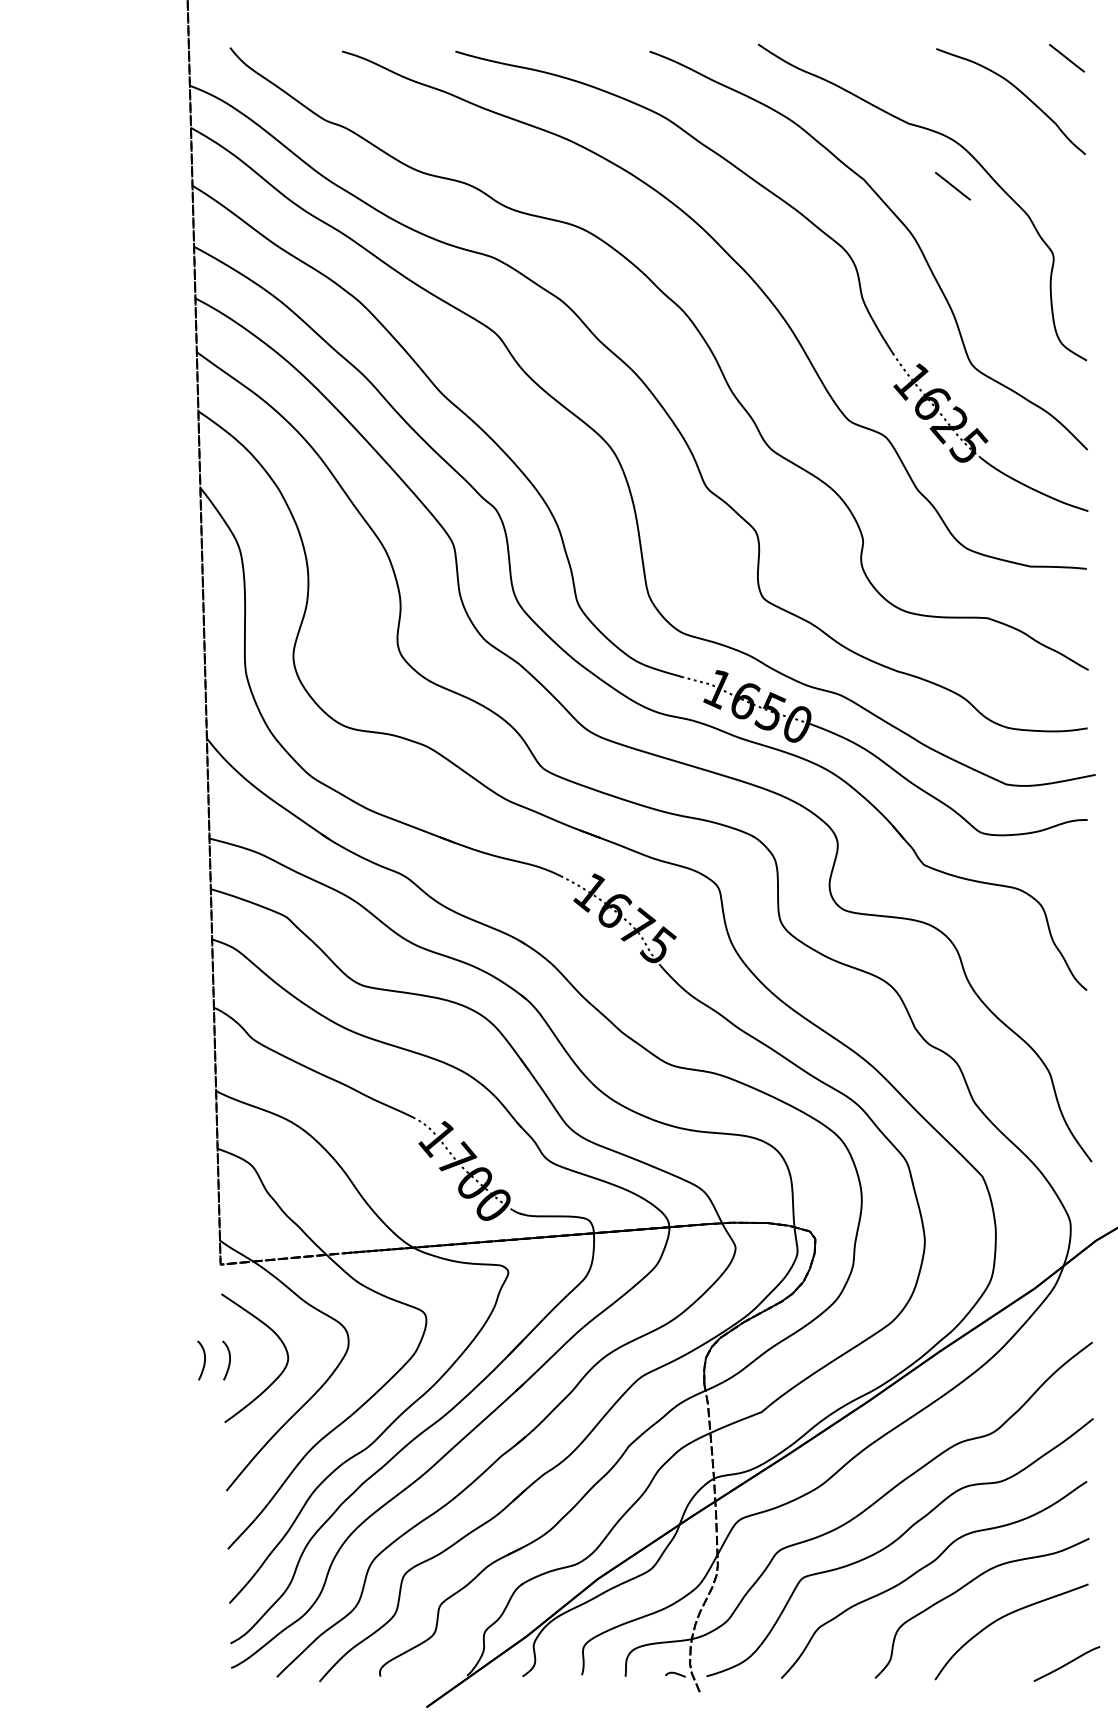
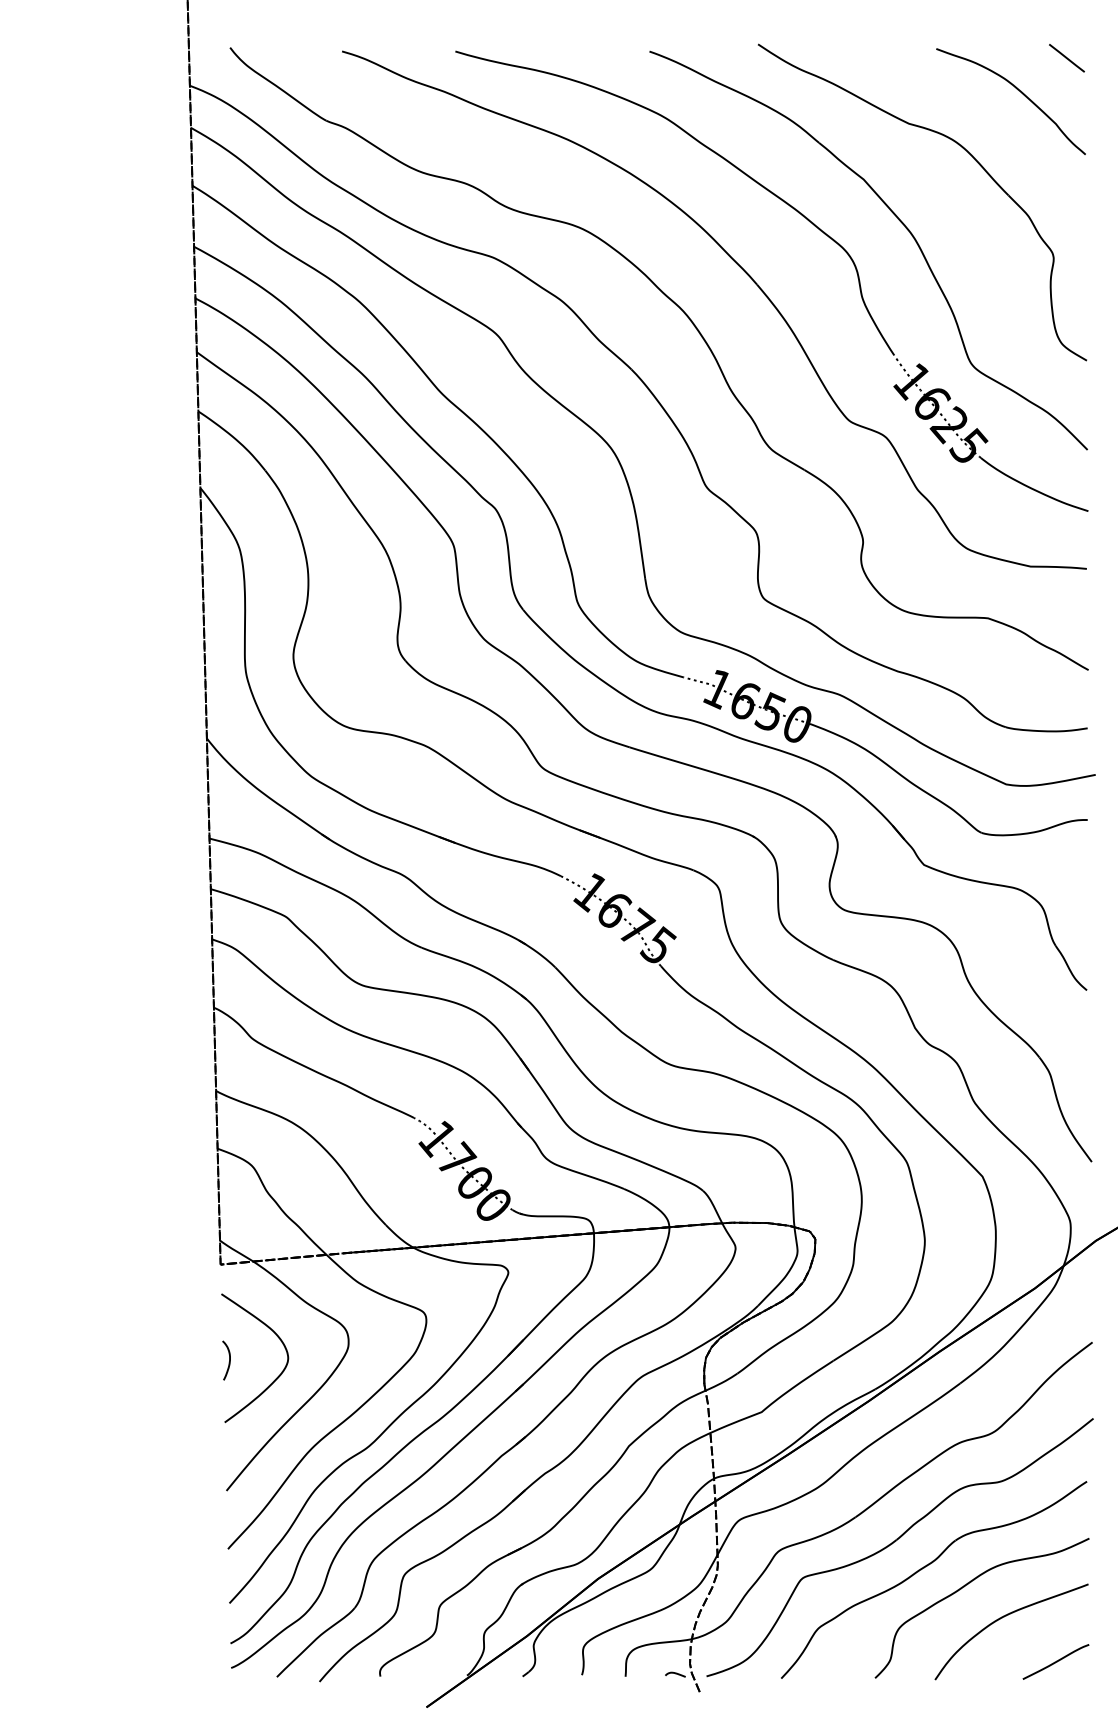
line: present -> none (952, 186)
curve: present -> none (203, 1362)
line position: (1066, 1663) -> (1055, 1661) (1055, 1661)
